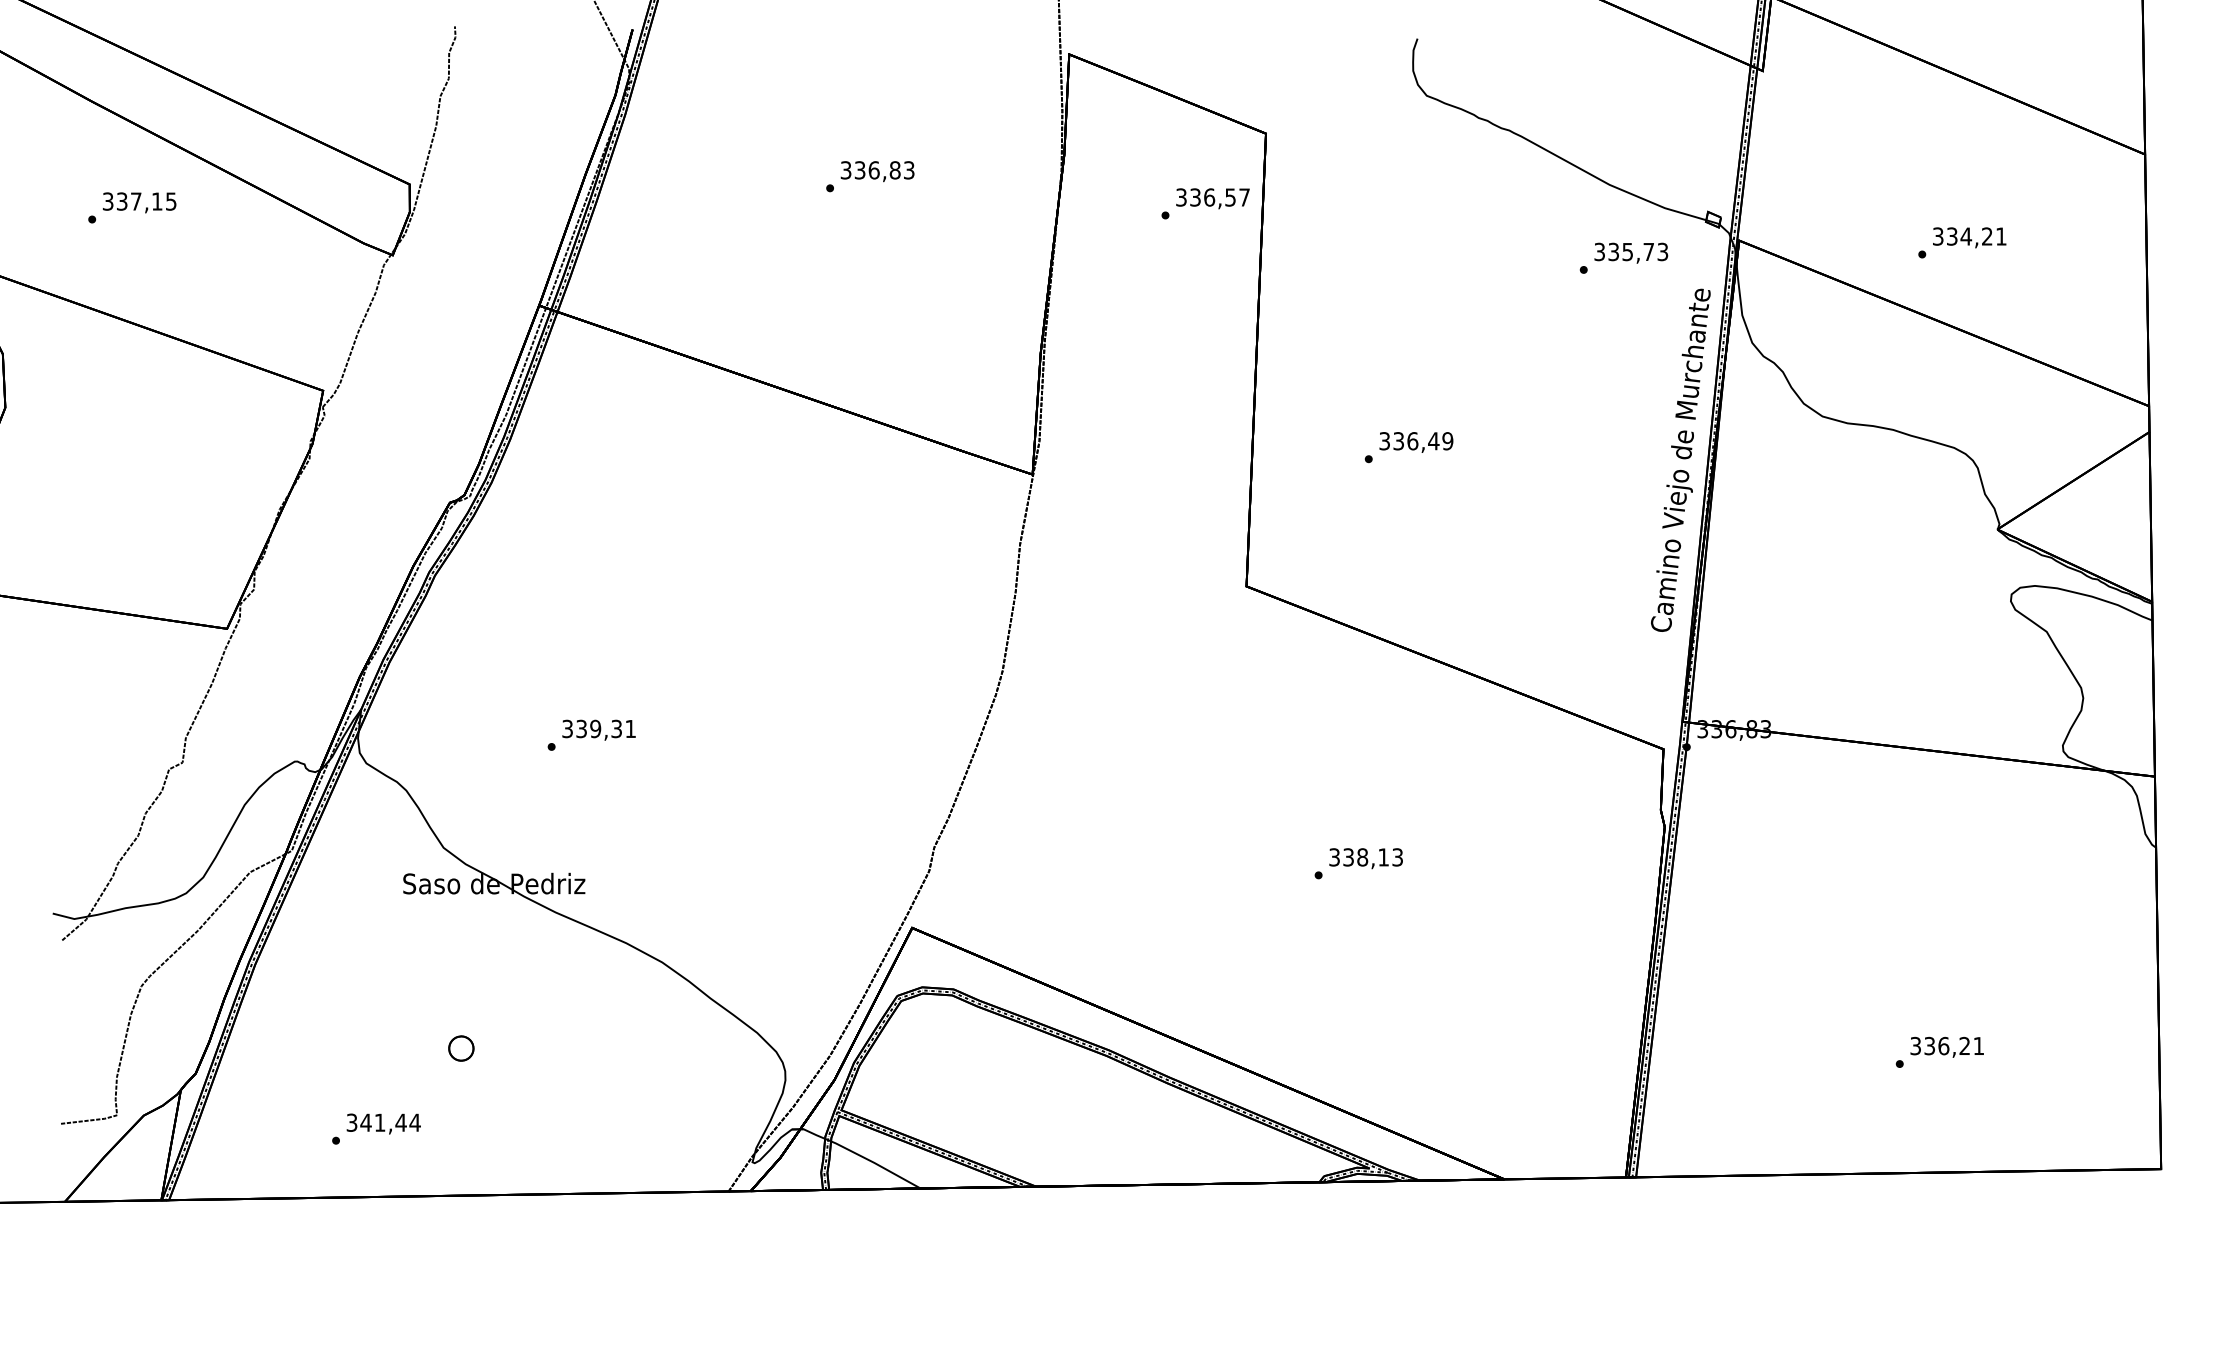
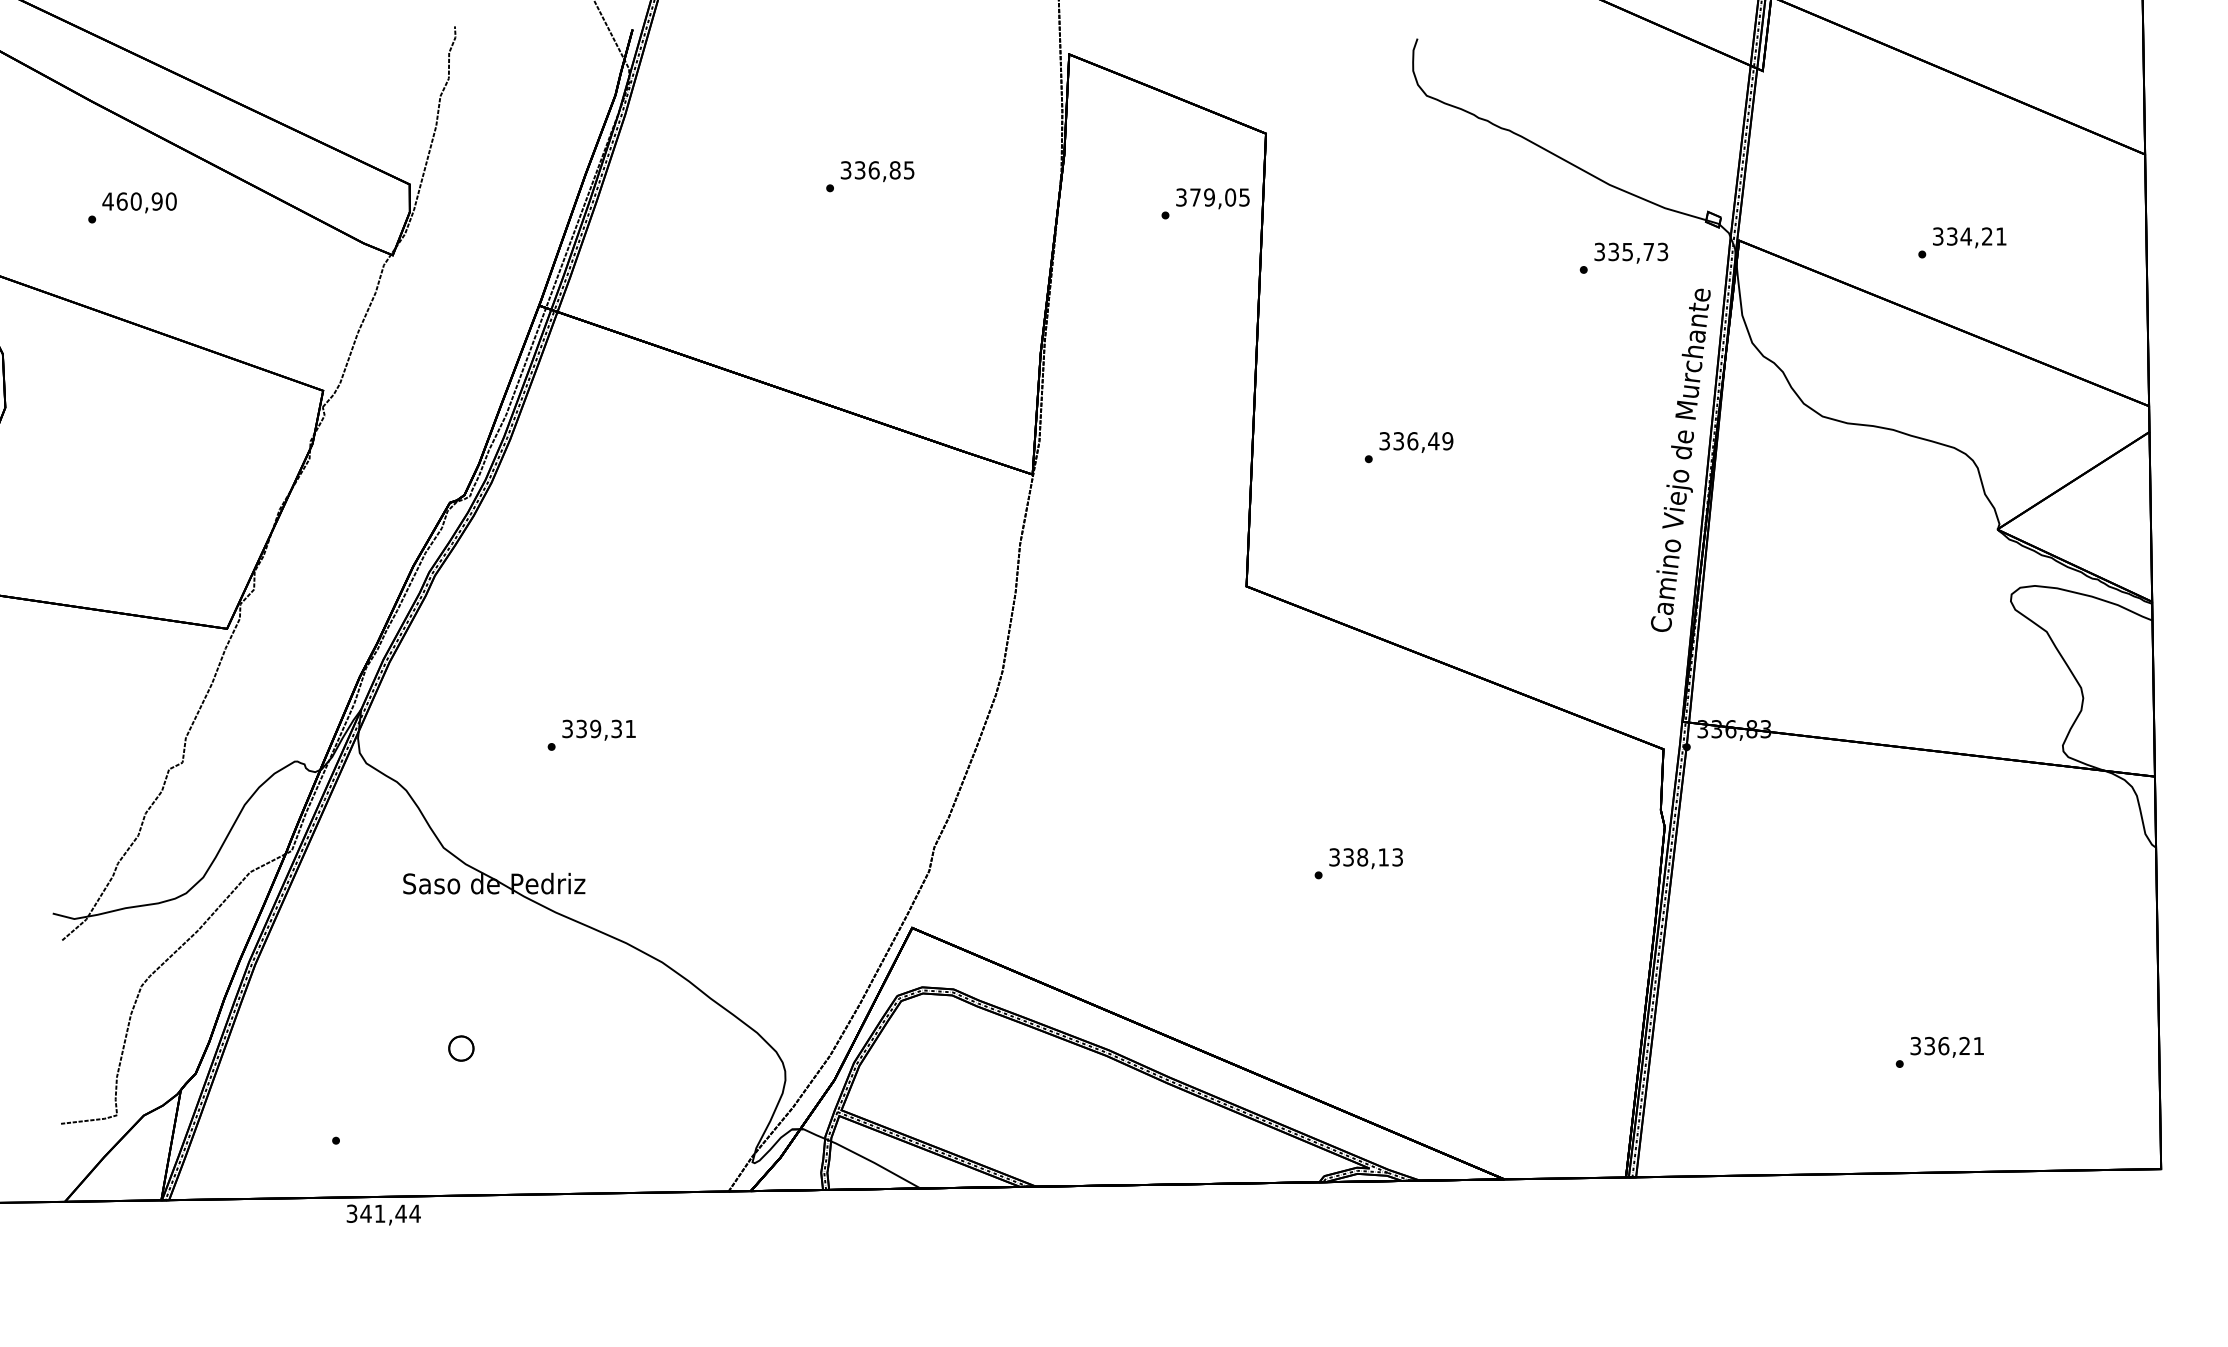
text: 336,83 -> 336,85 (909, 169)
text: 336,57 -> 379,05 (1219, 197)
text: 337,15 -> 460,90 (139, 201)
text position: (383, 1123) -> (383, 1214) (383, 1214)
